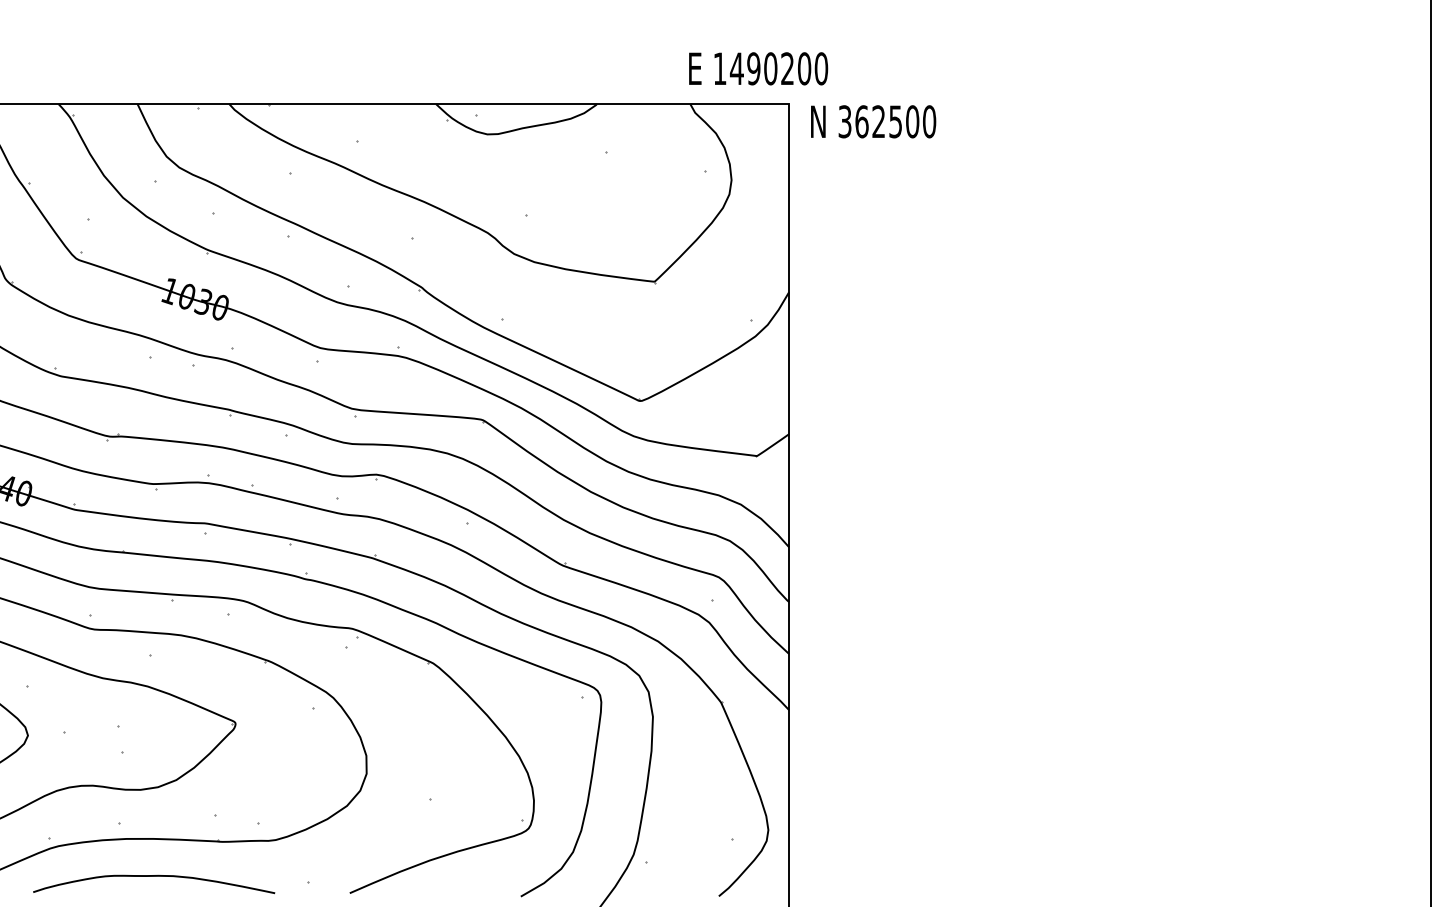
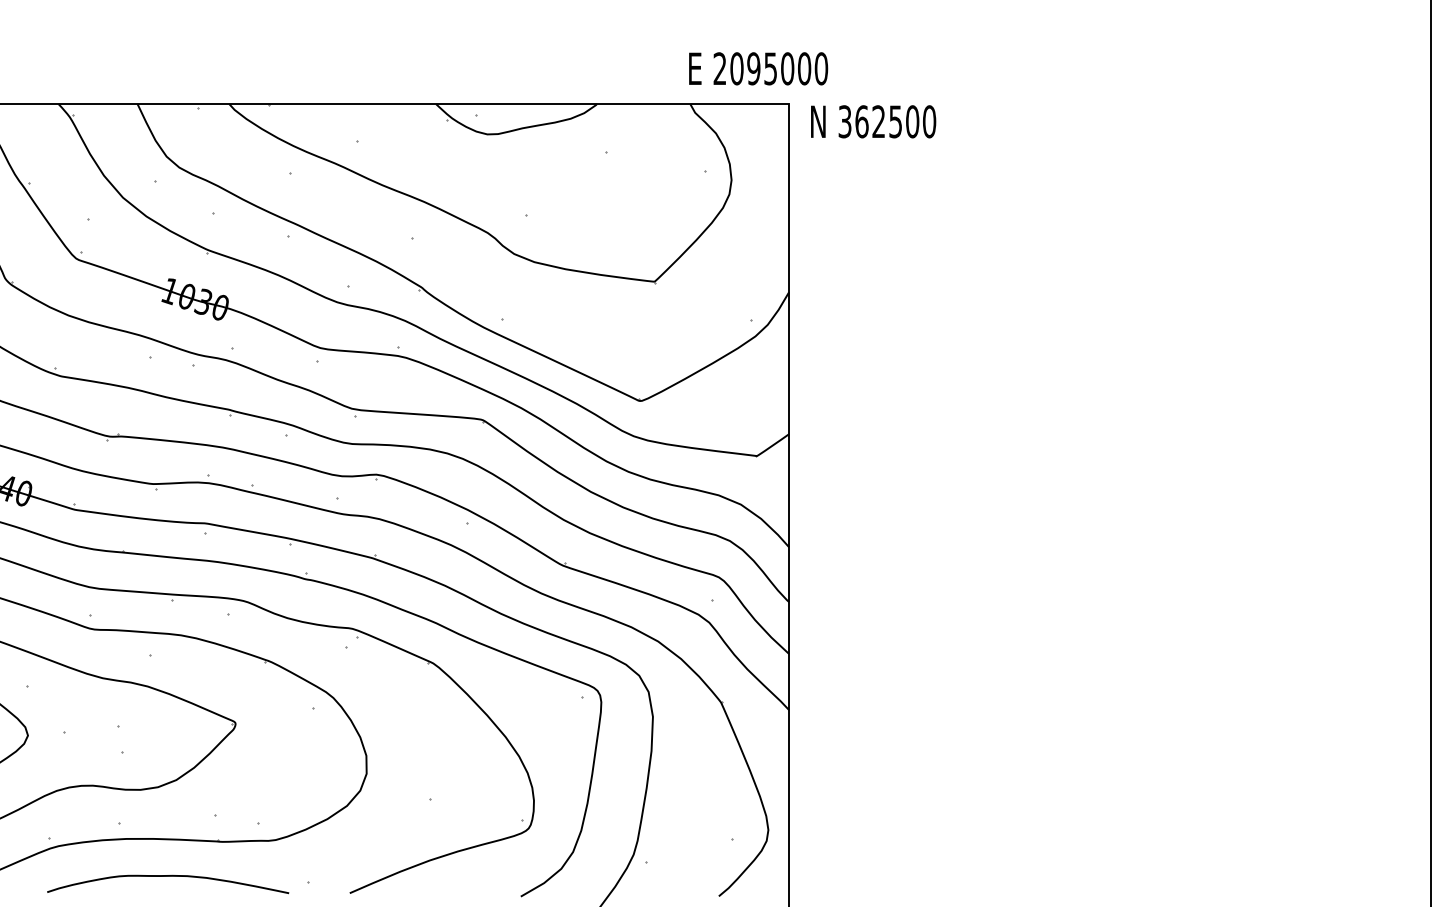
text: 1490200 -> 2095000 (753, 68)
curve position: (154, 876) -> (168, 876) (168, 876)
